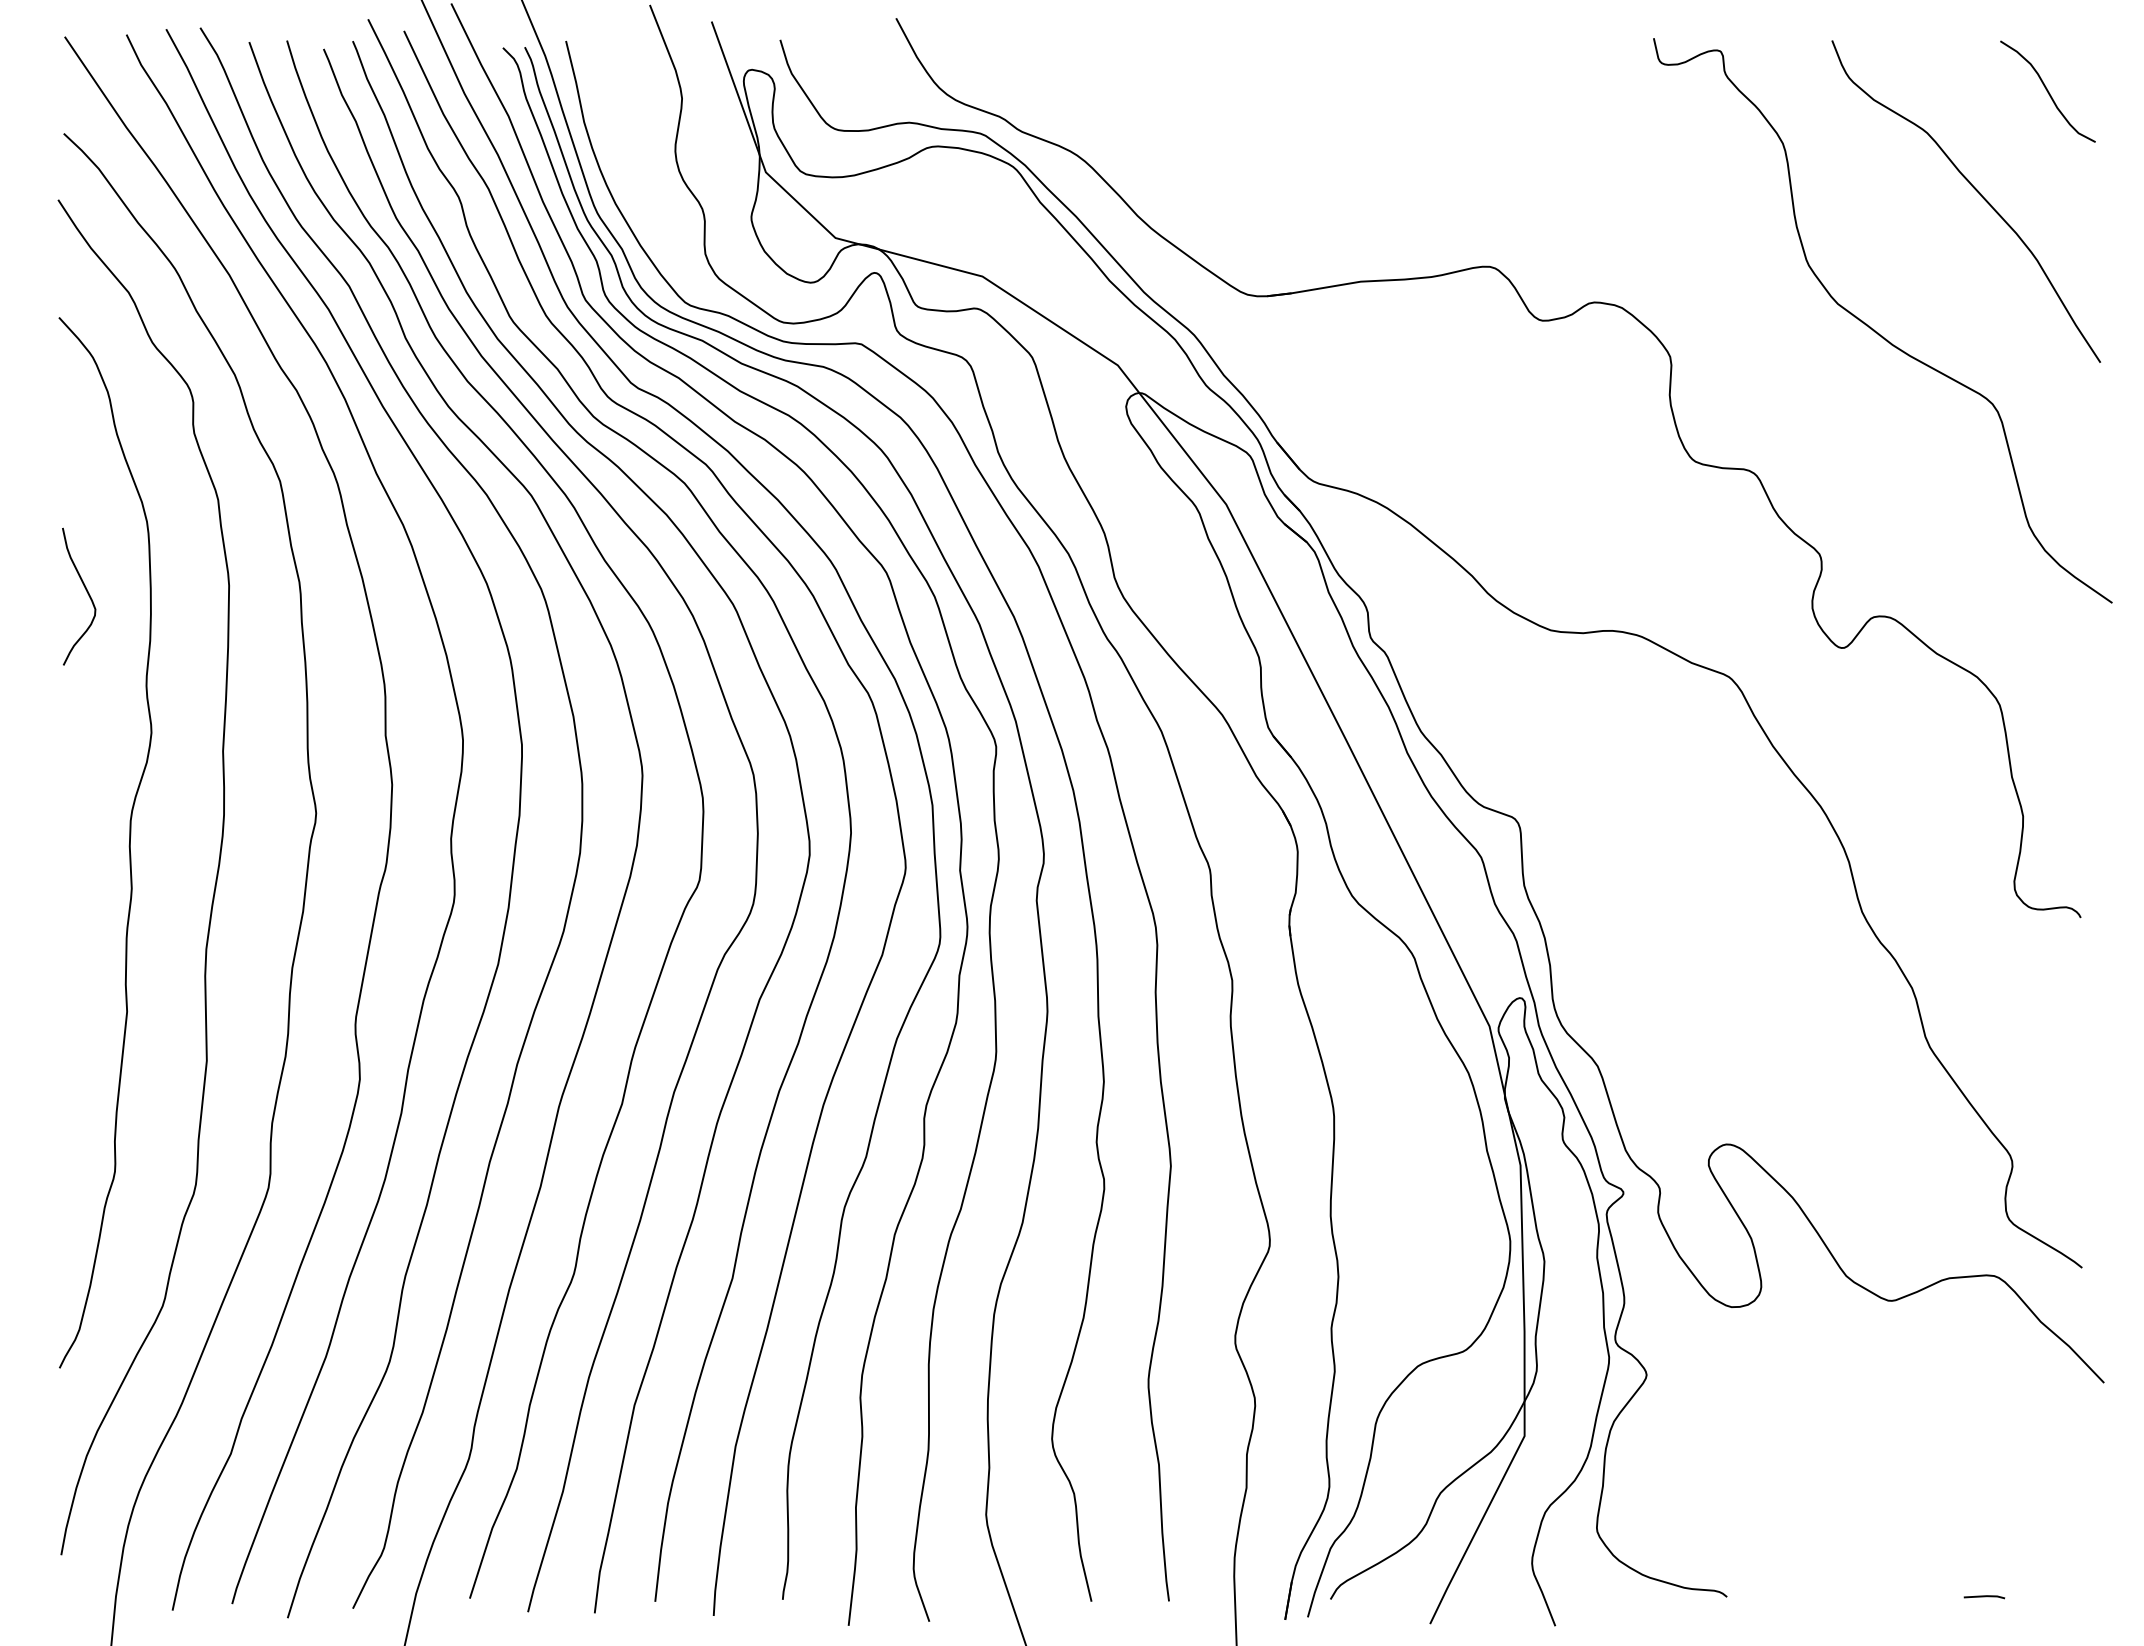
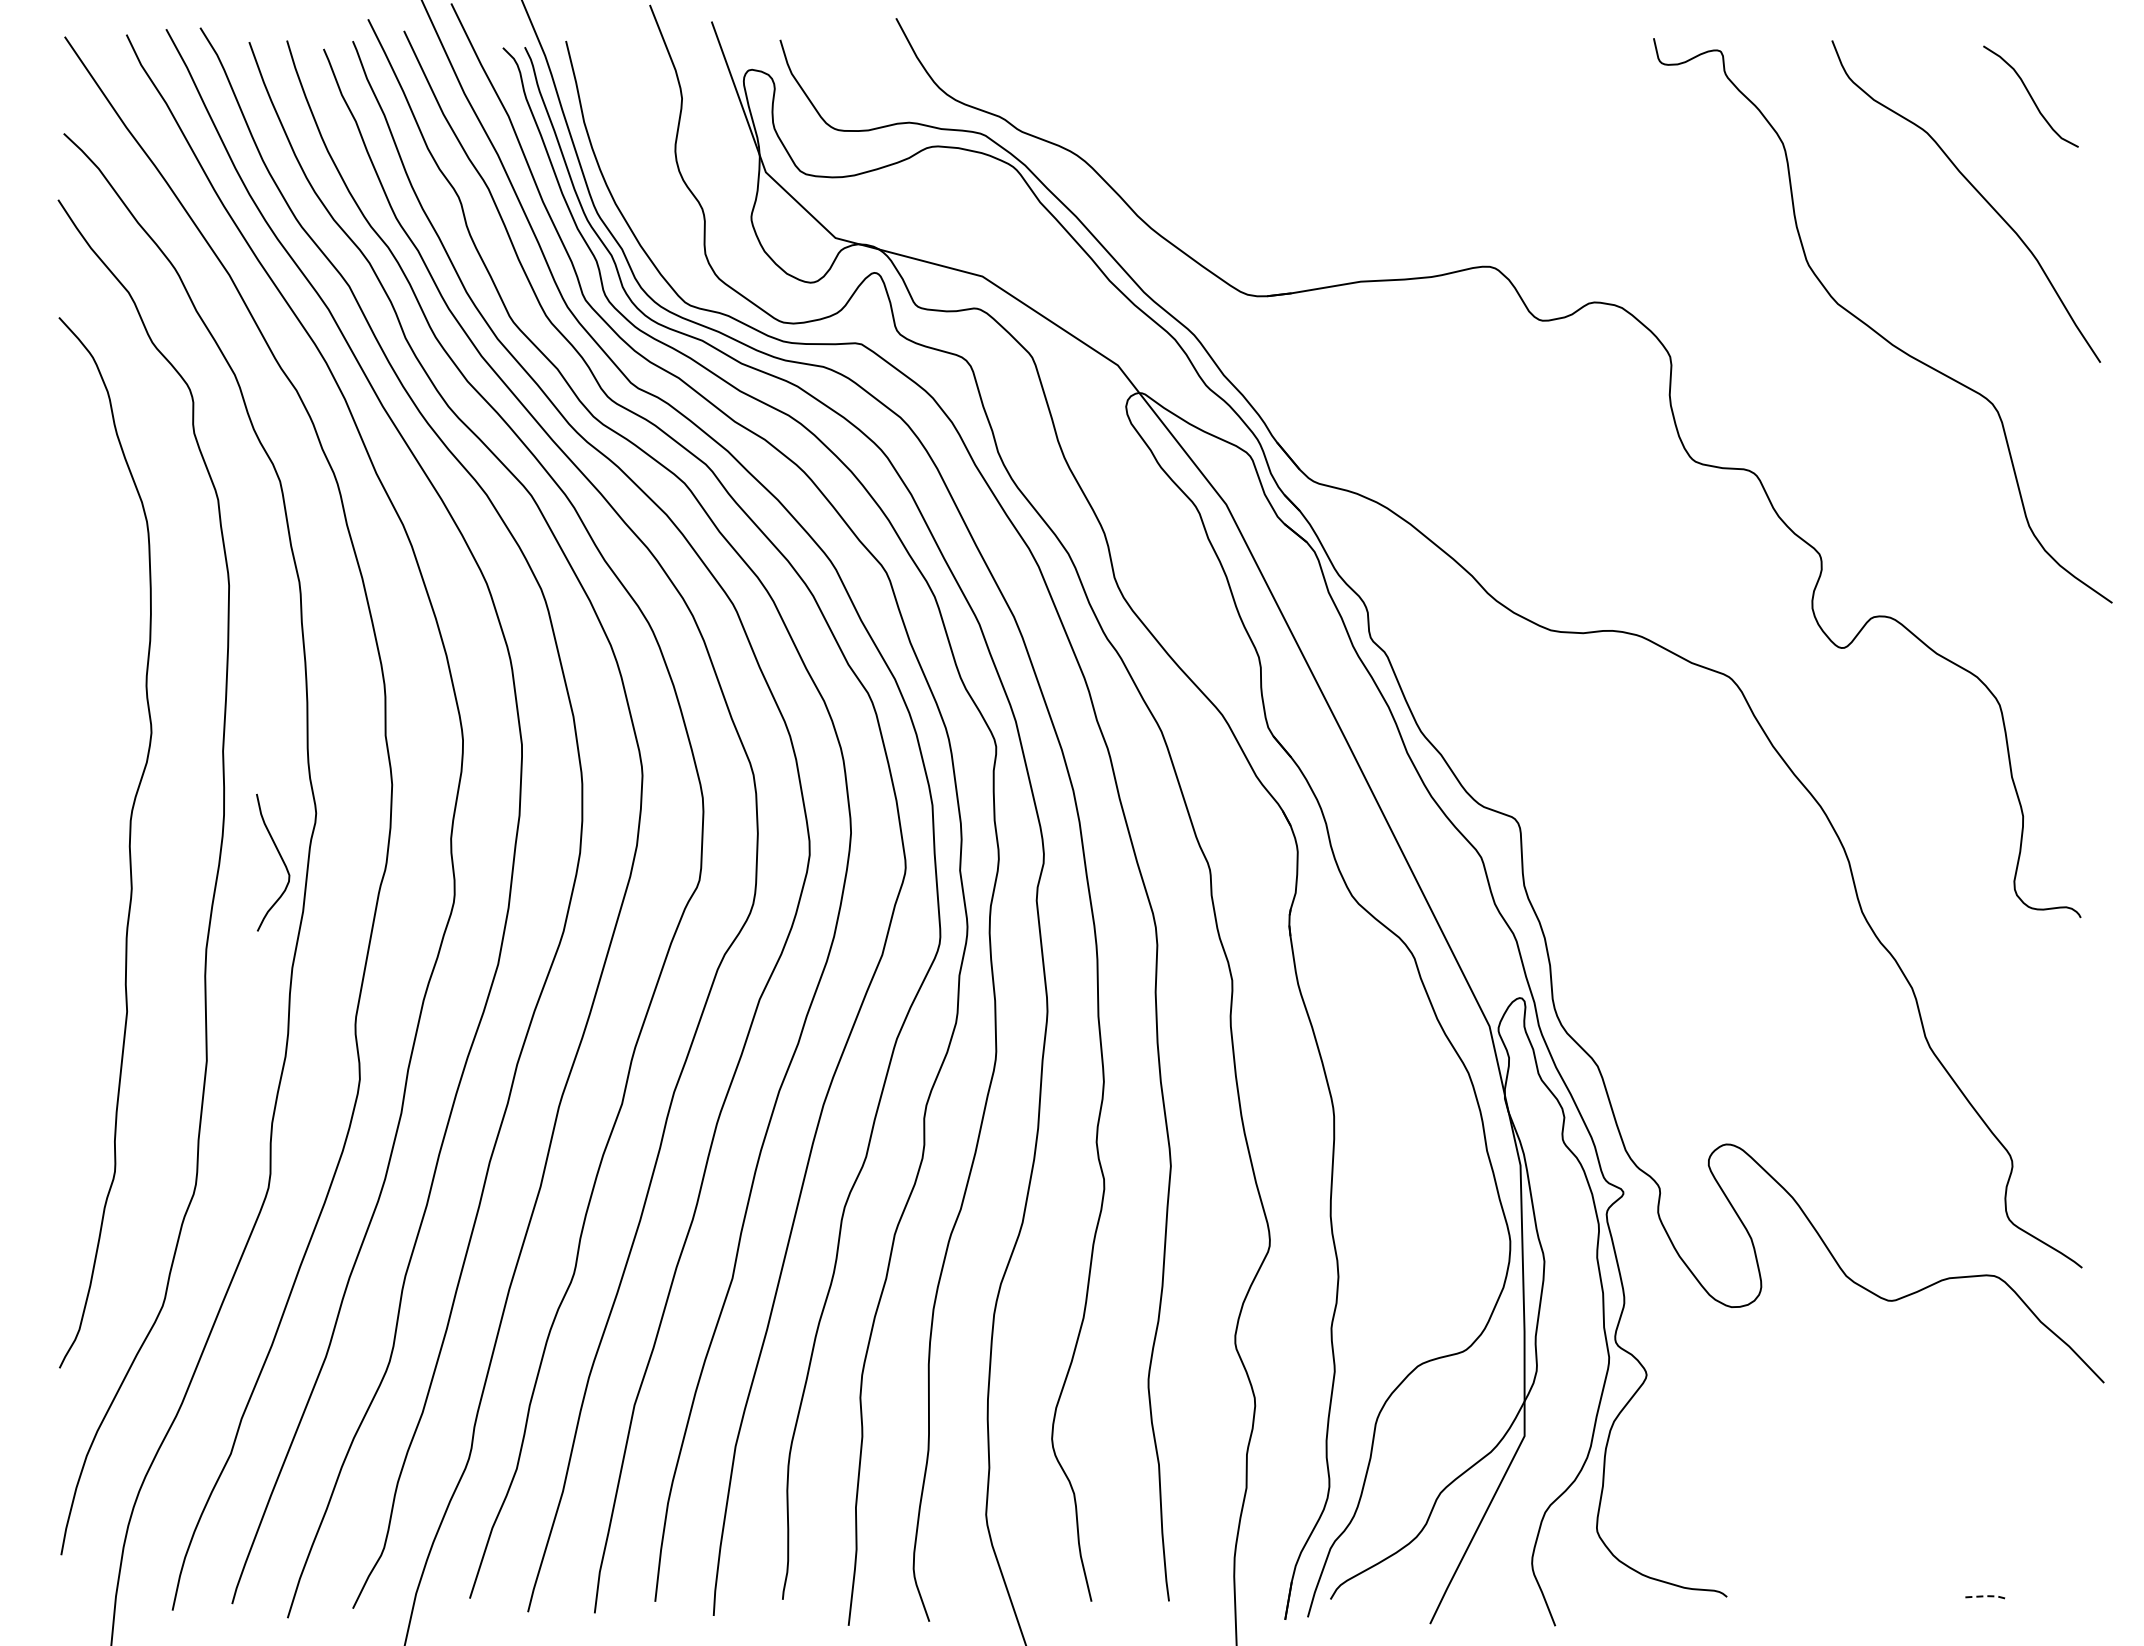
curve position: (2047, 91) -> (2030, 96) (2030, 96)
curve position: (86, 592) -> (280, 858) (280, 858)
line: solid -> dashed (1985, 1596)
